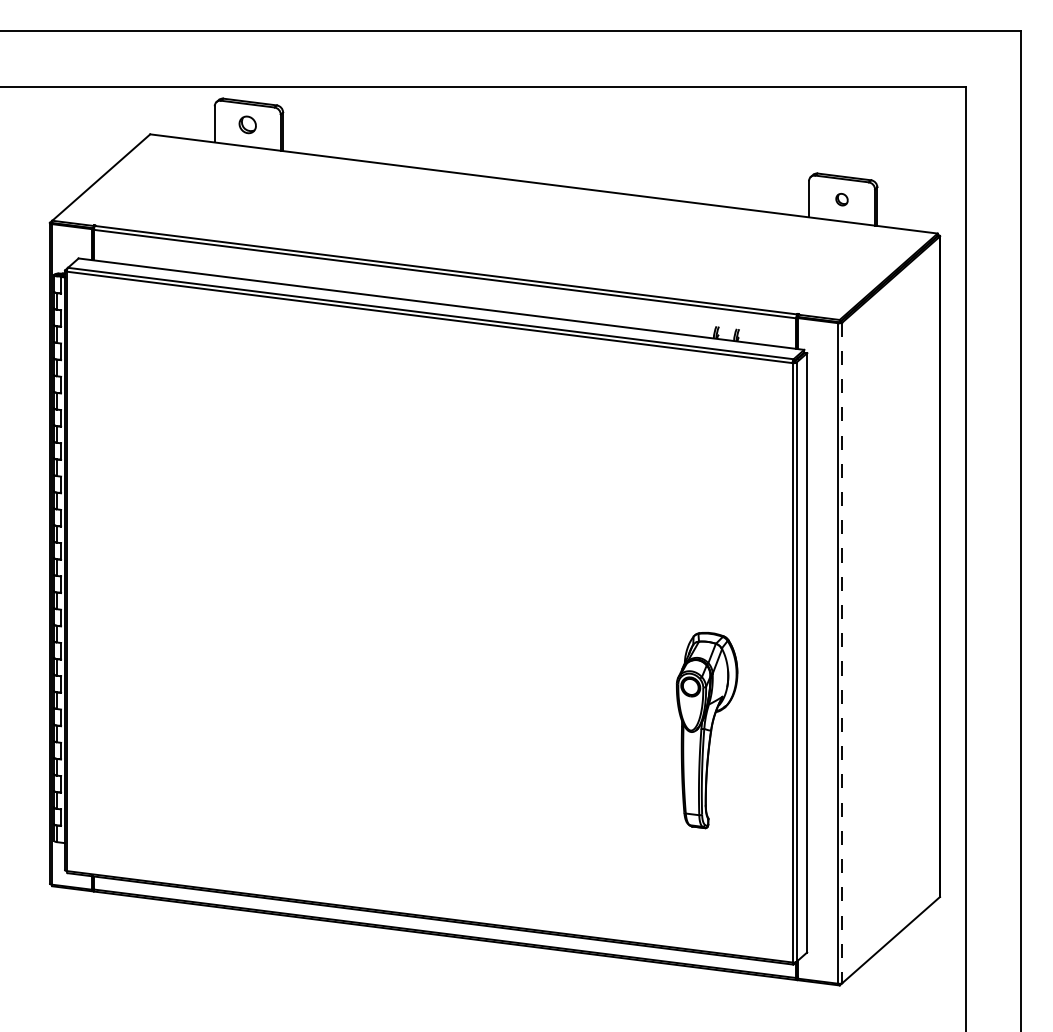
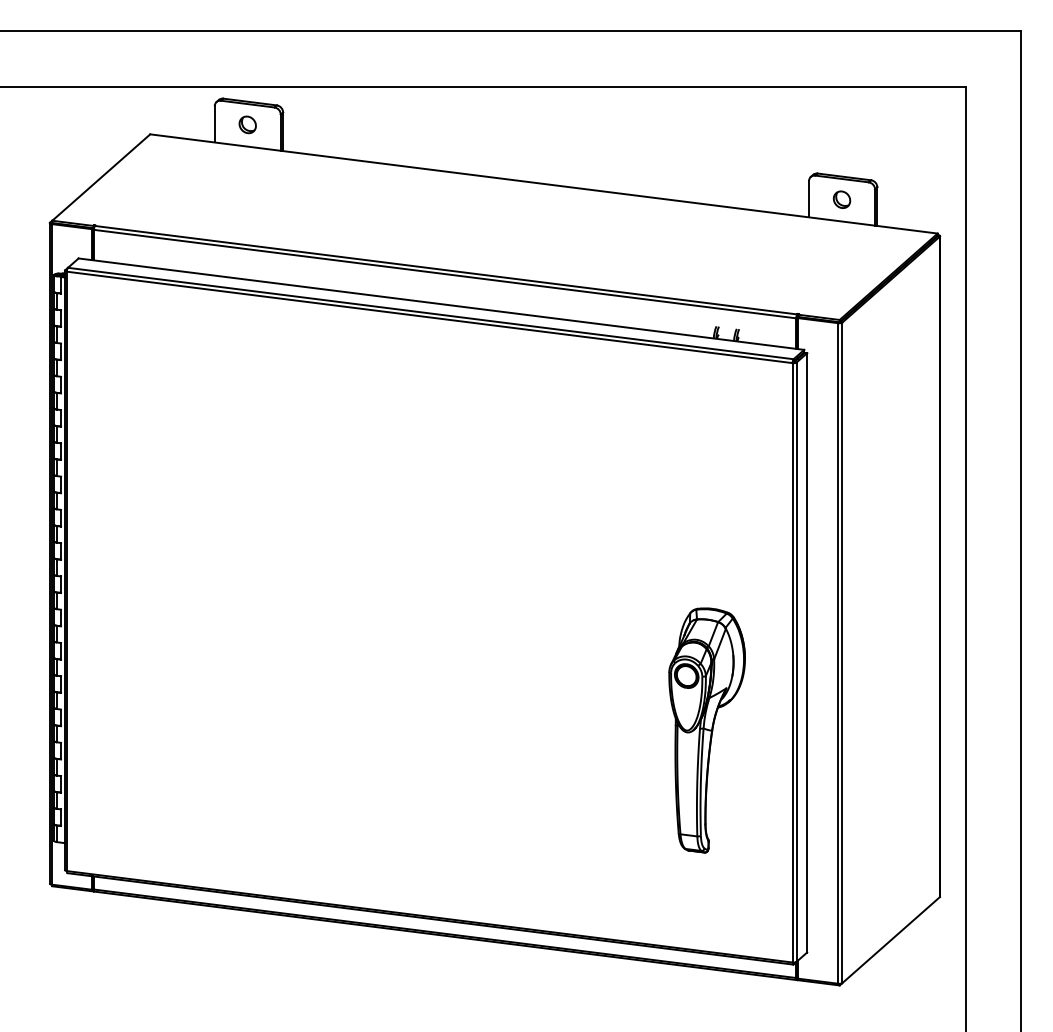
part size: 14x14 px -> 20x19 px (841, 199)
line: dashed -> solid (842, 653)
part size: 64x198 px -> 78x247 px (706, 730)
